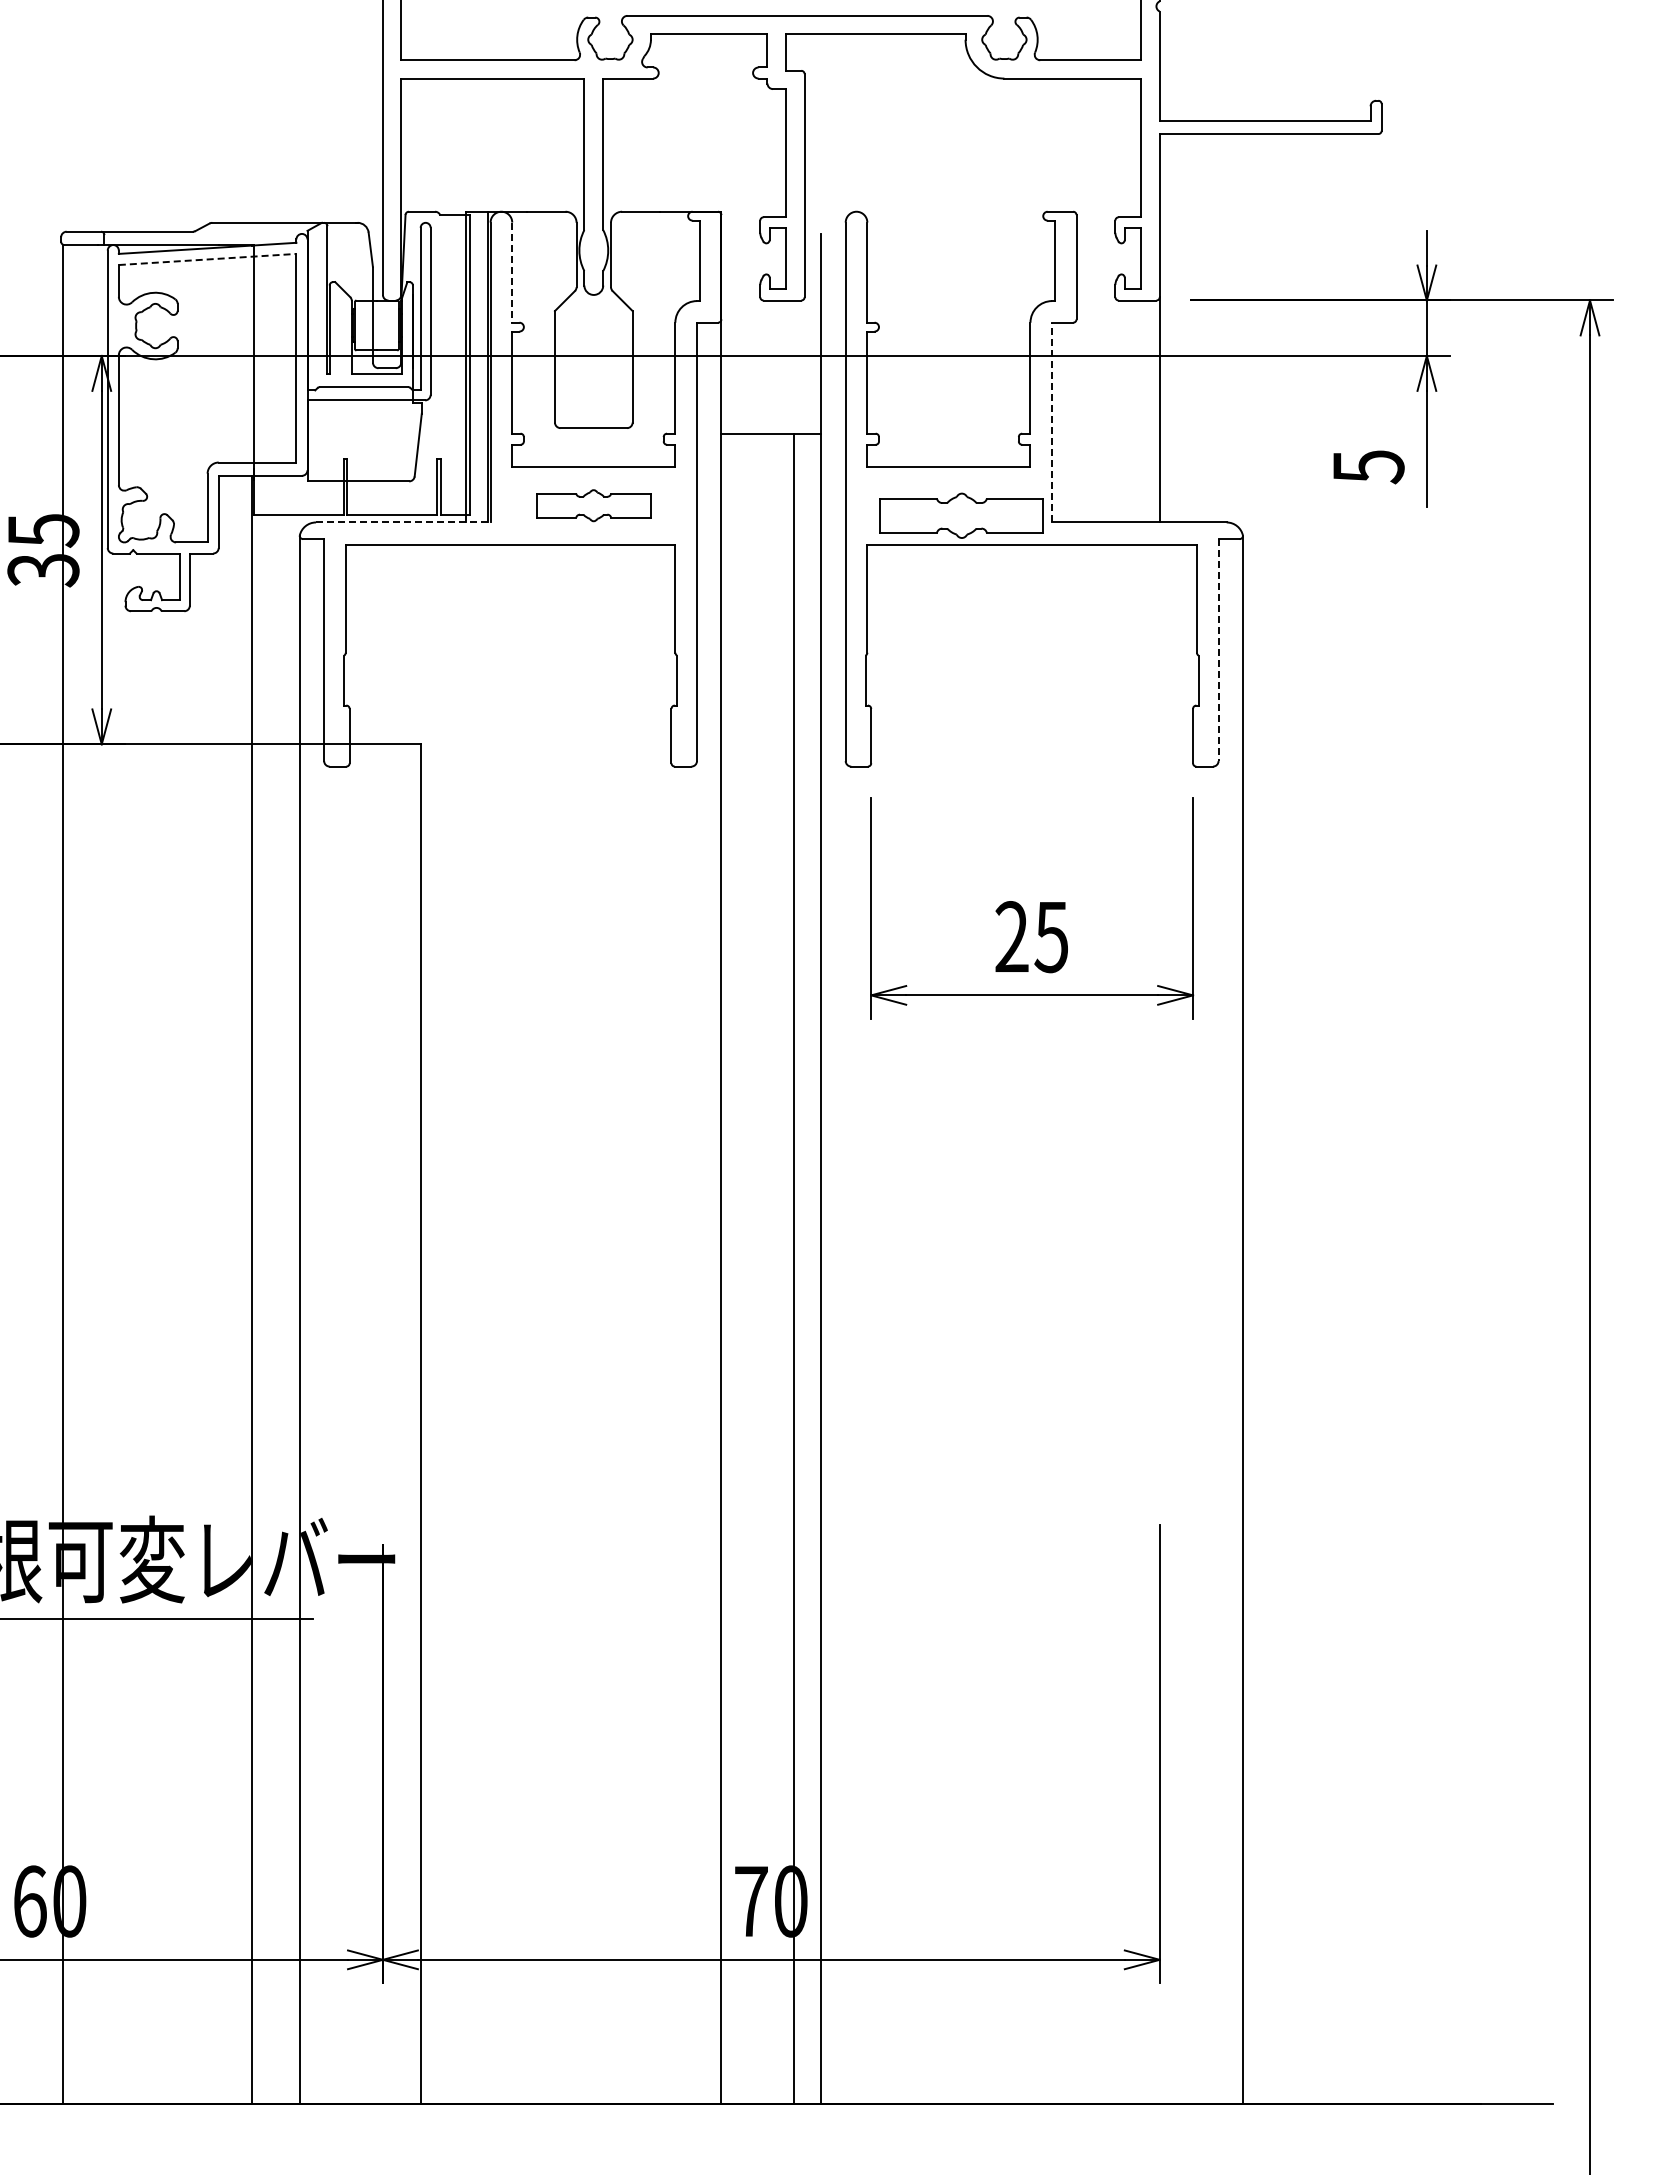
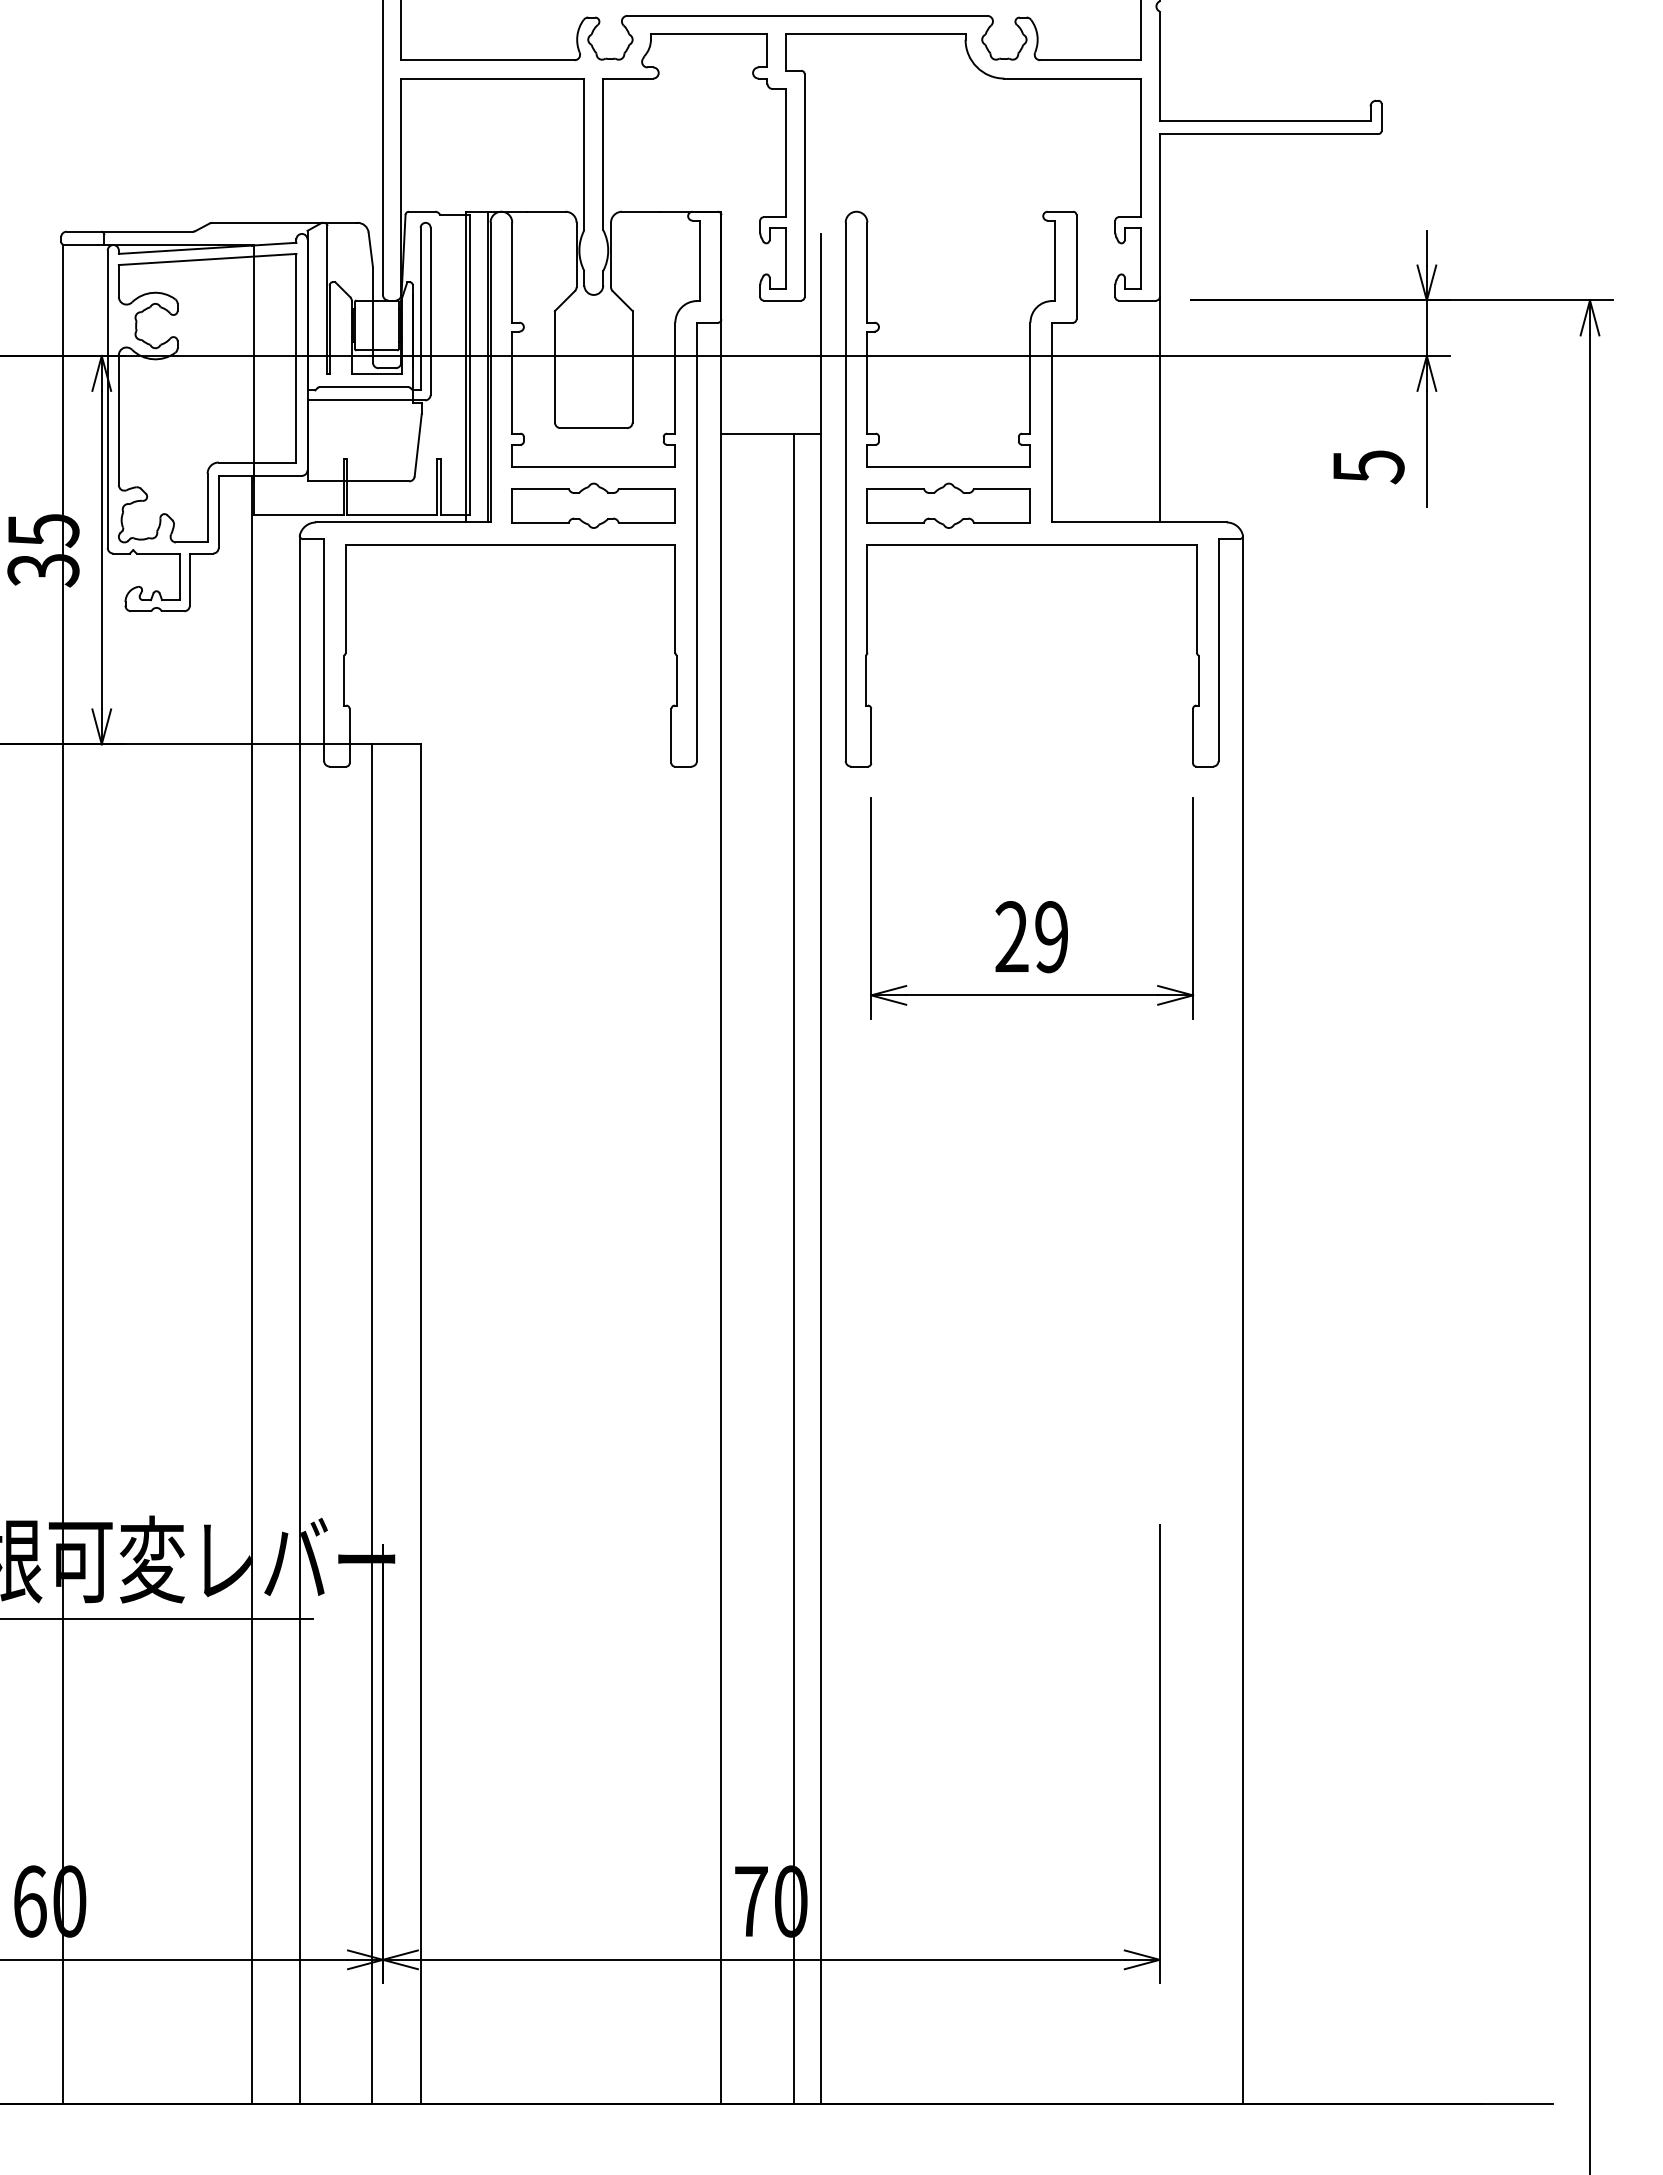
line: dashed -> solid (207, 259)
line: dashed -> solid (512, 273)
line: dashed -> solid (1052, 422)
part size: 116x34 px -> 165x47 px (593, 505)
part position: (961, 515) -> (948, 505) (948, 505)
line: dashed -> solid (403, 522)
line: dashed -> solid (1218, 650)
text: 25 -> 29 (1050, 937)
line: none -> present (371, 1424)
